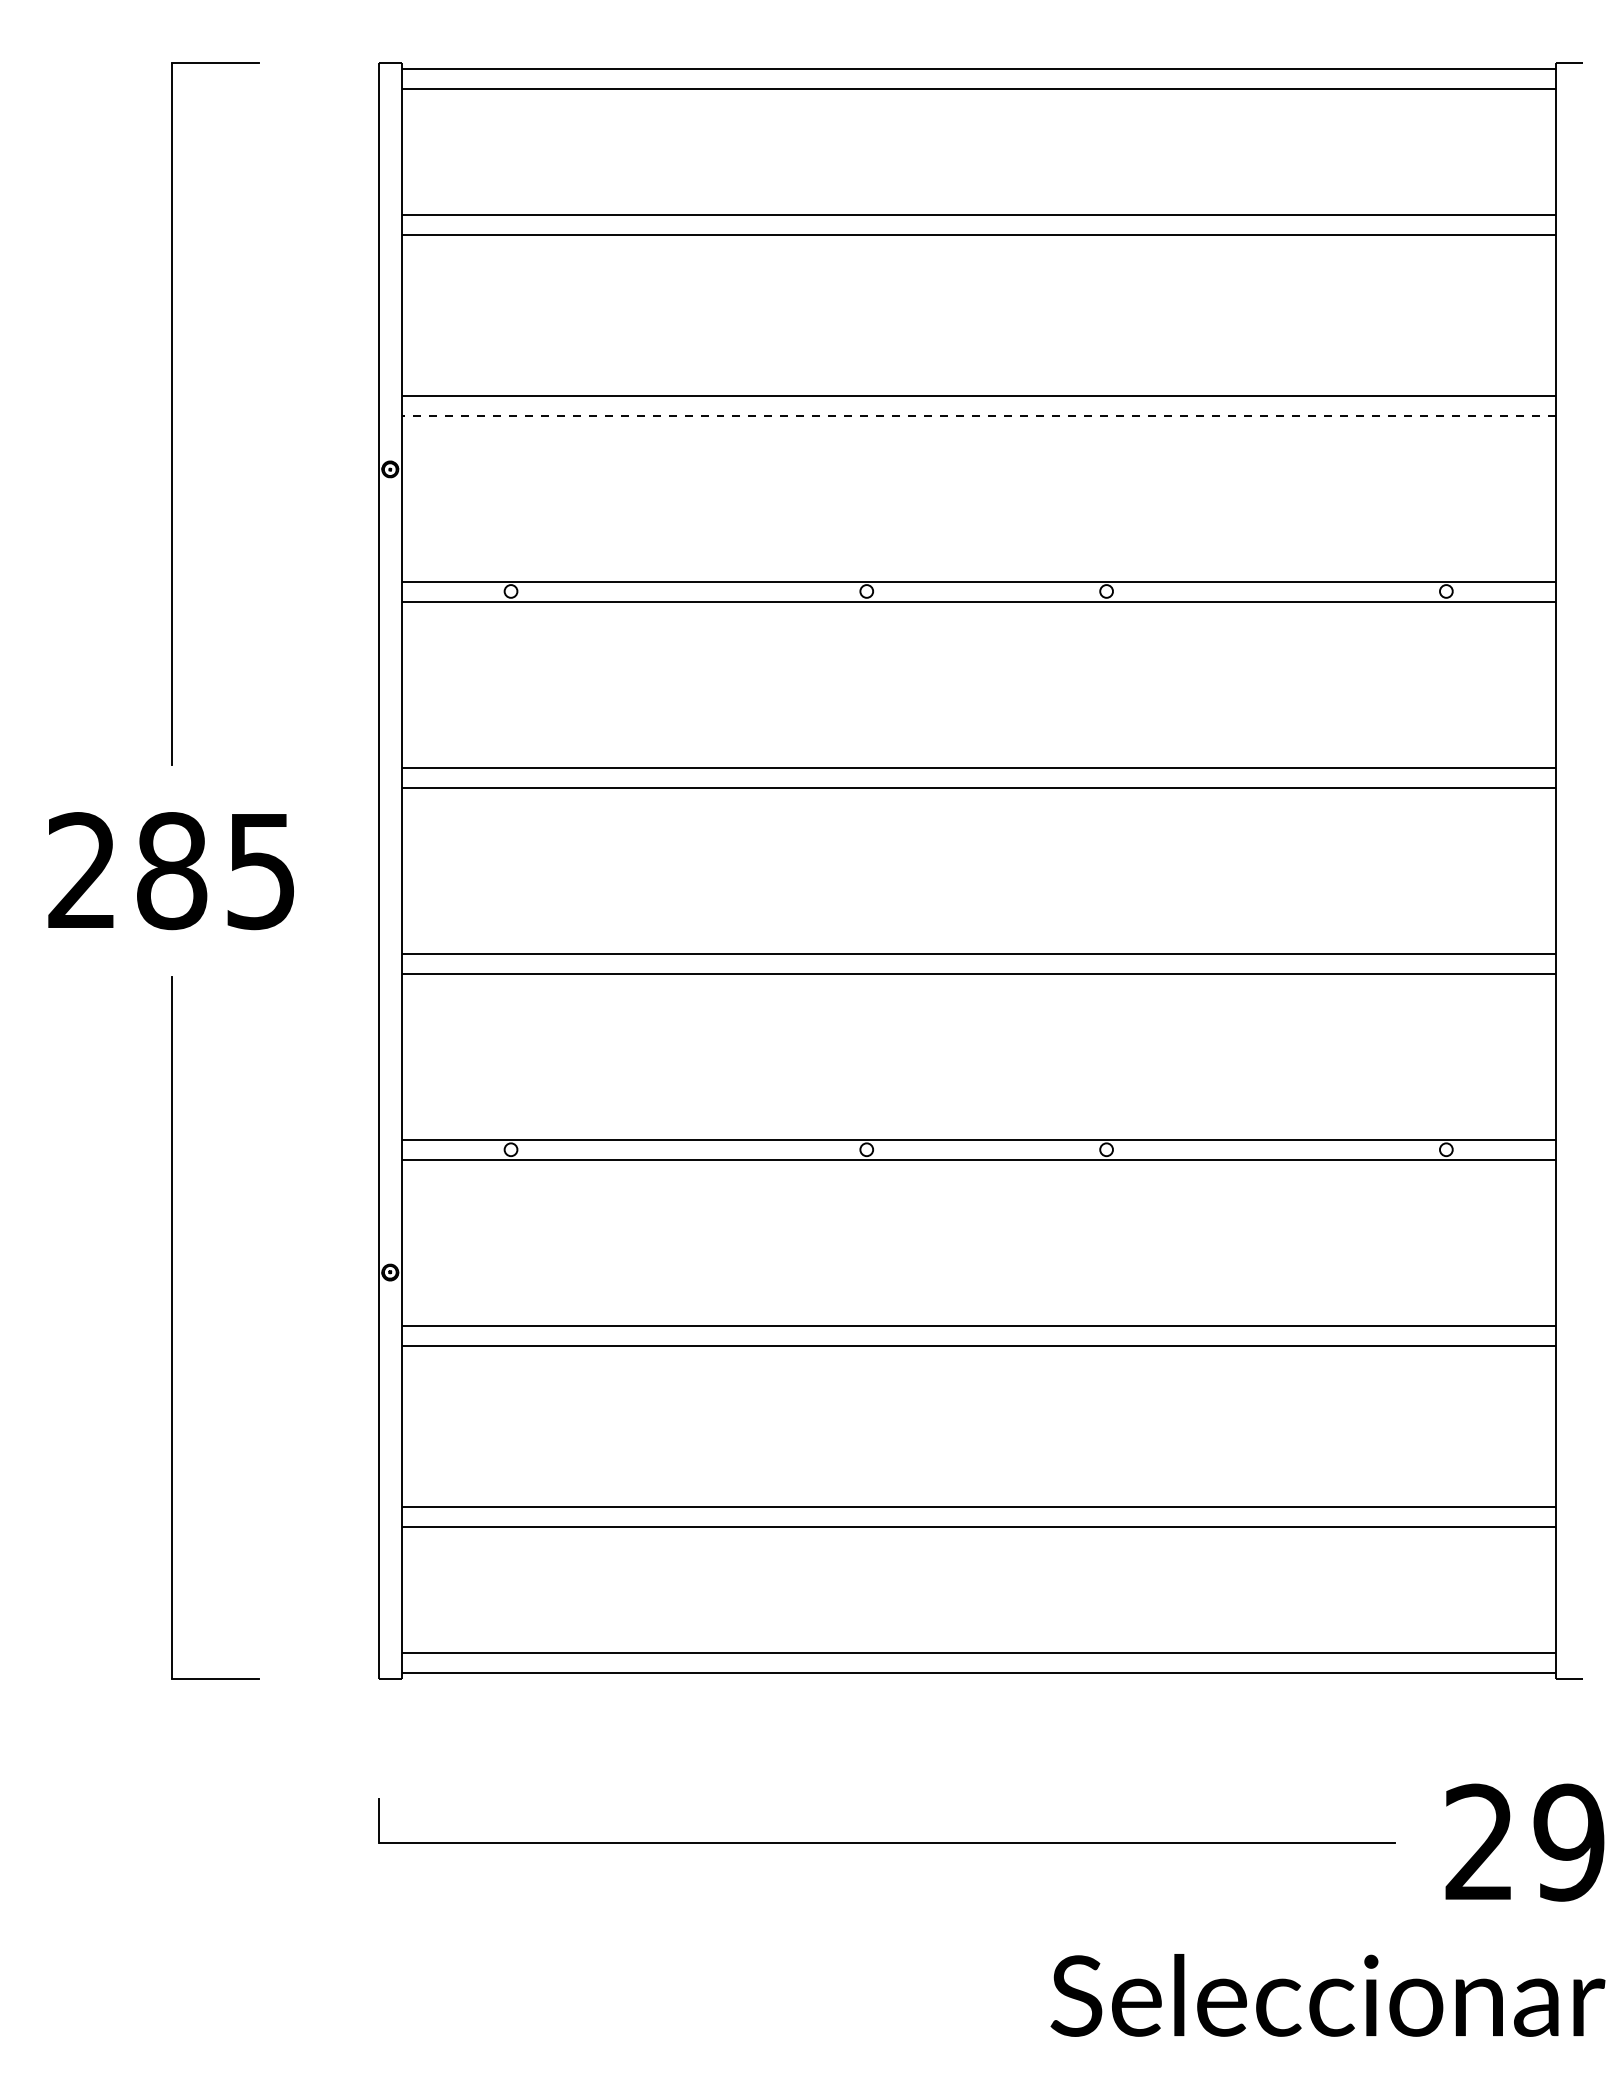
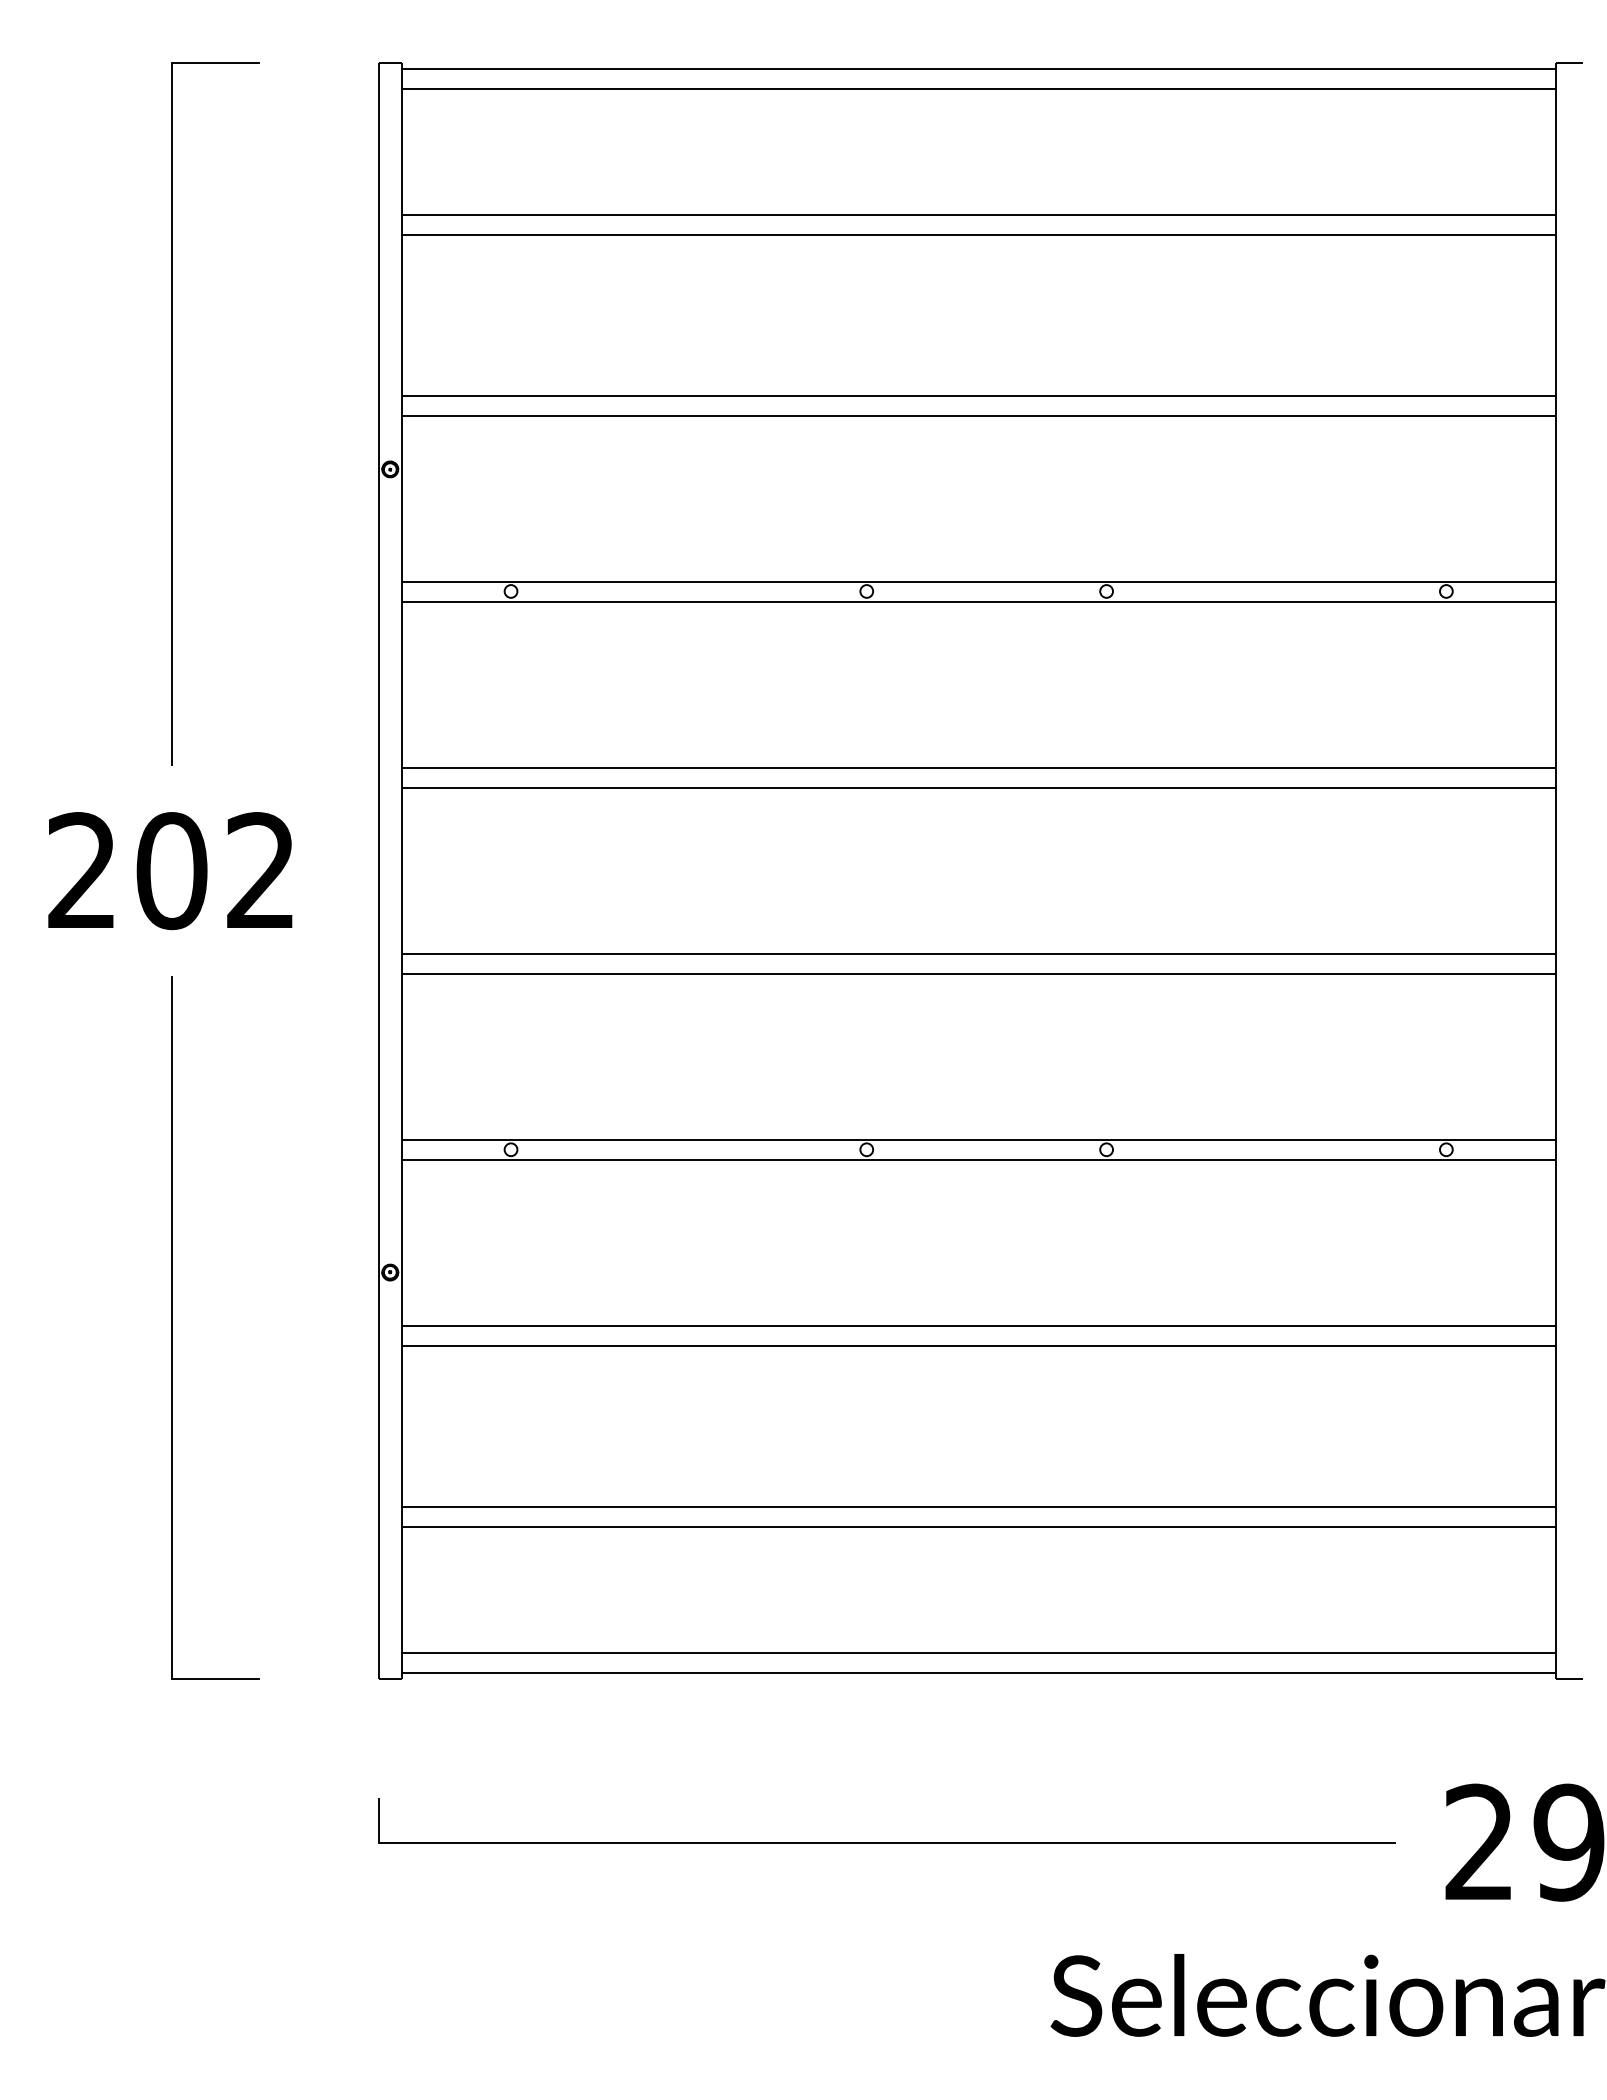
line: dashed -> solid (978, 416)
text: 285 -> 202 (214, 871)
